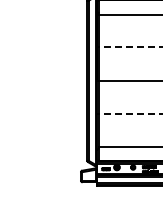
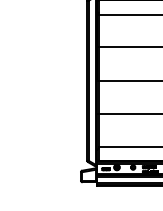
line: dashed -> solid (130, 47)
line: dashed -> solid (130, 114)
